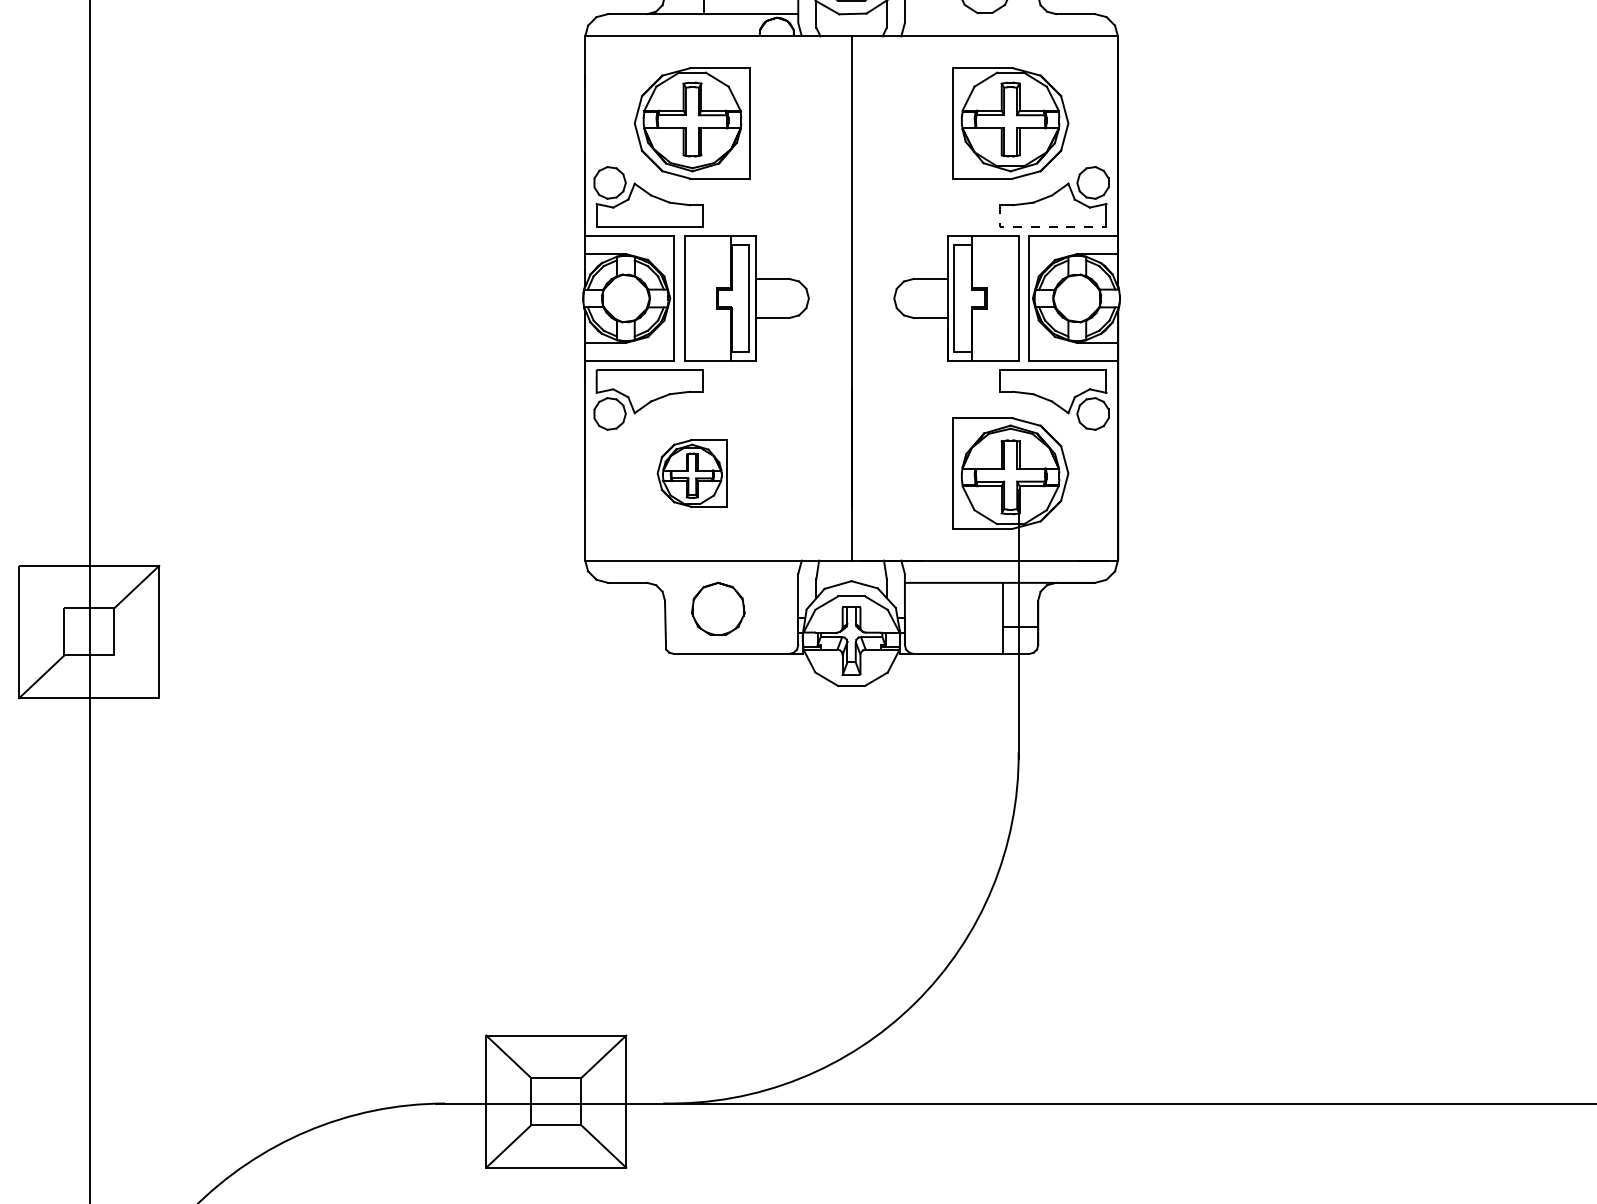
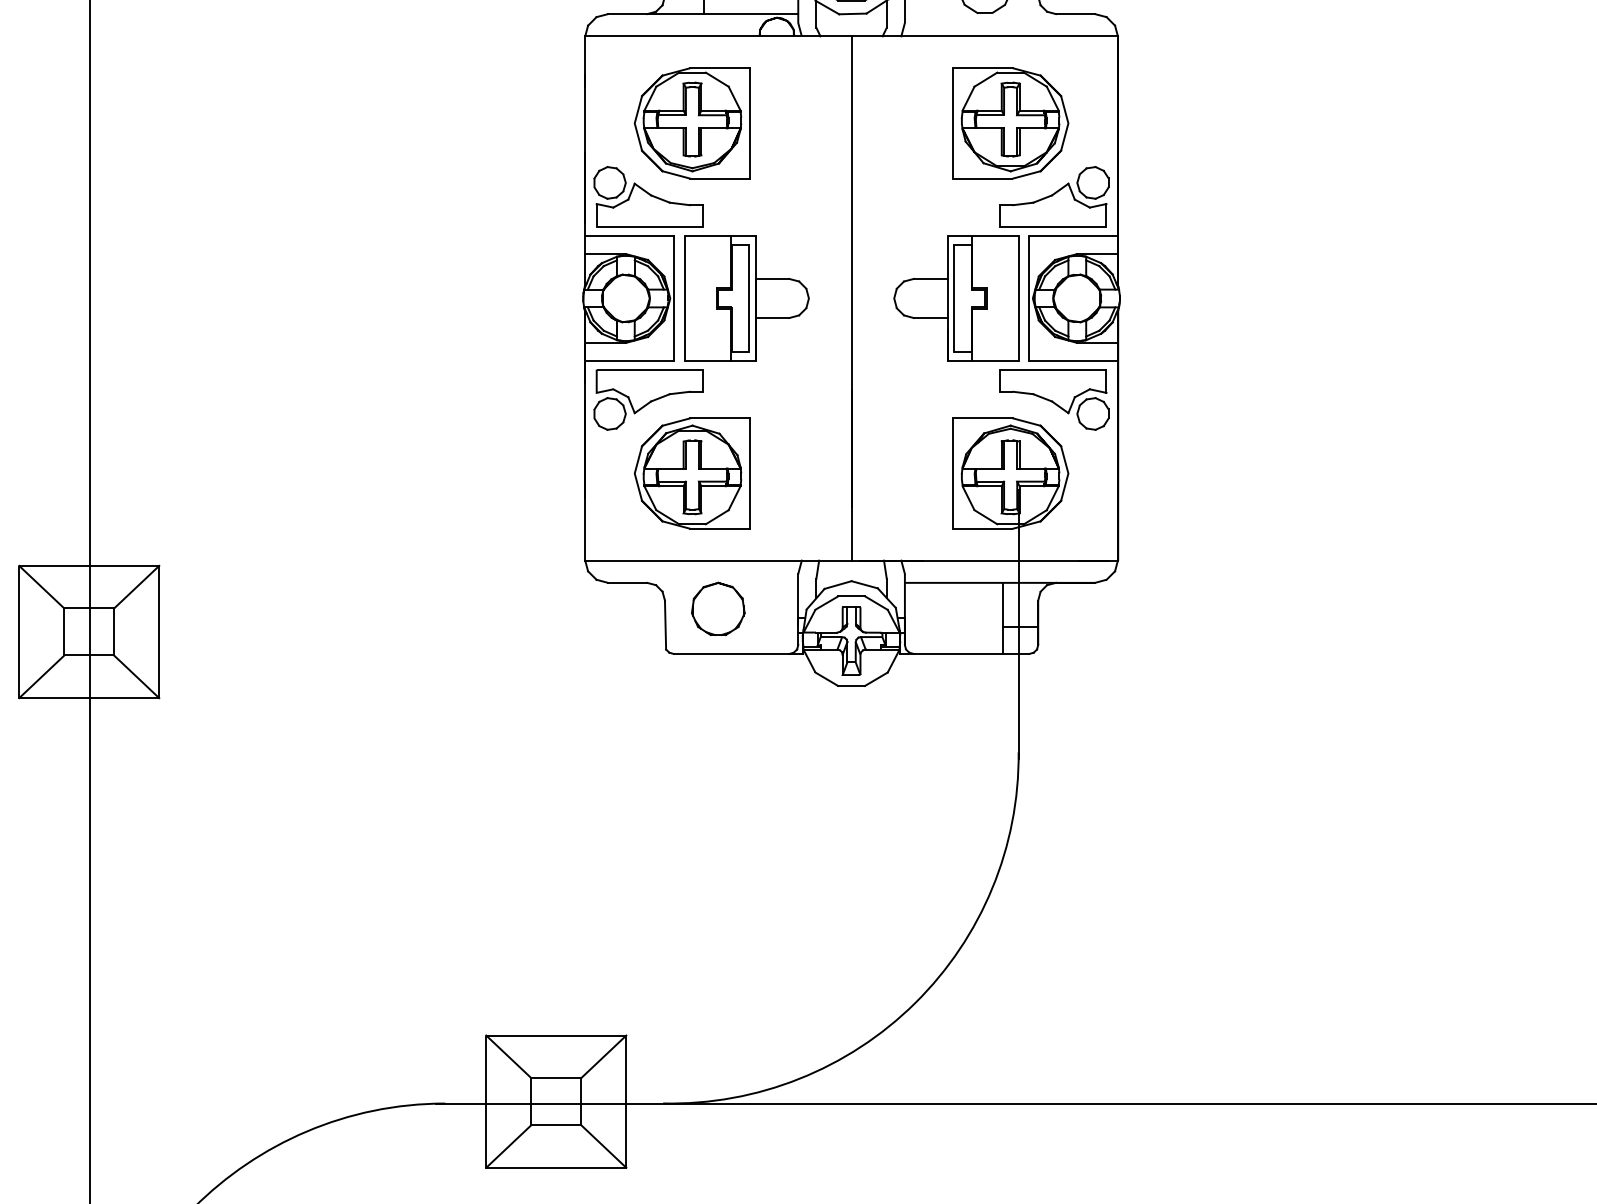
line: dashed -> solid (1041, 227)
part size: 72x69 px -> 118x113 px (691, 473)
line: none -> present (41, 586)
line: none -> present (136, 676)
